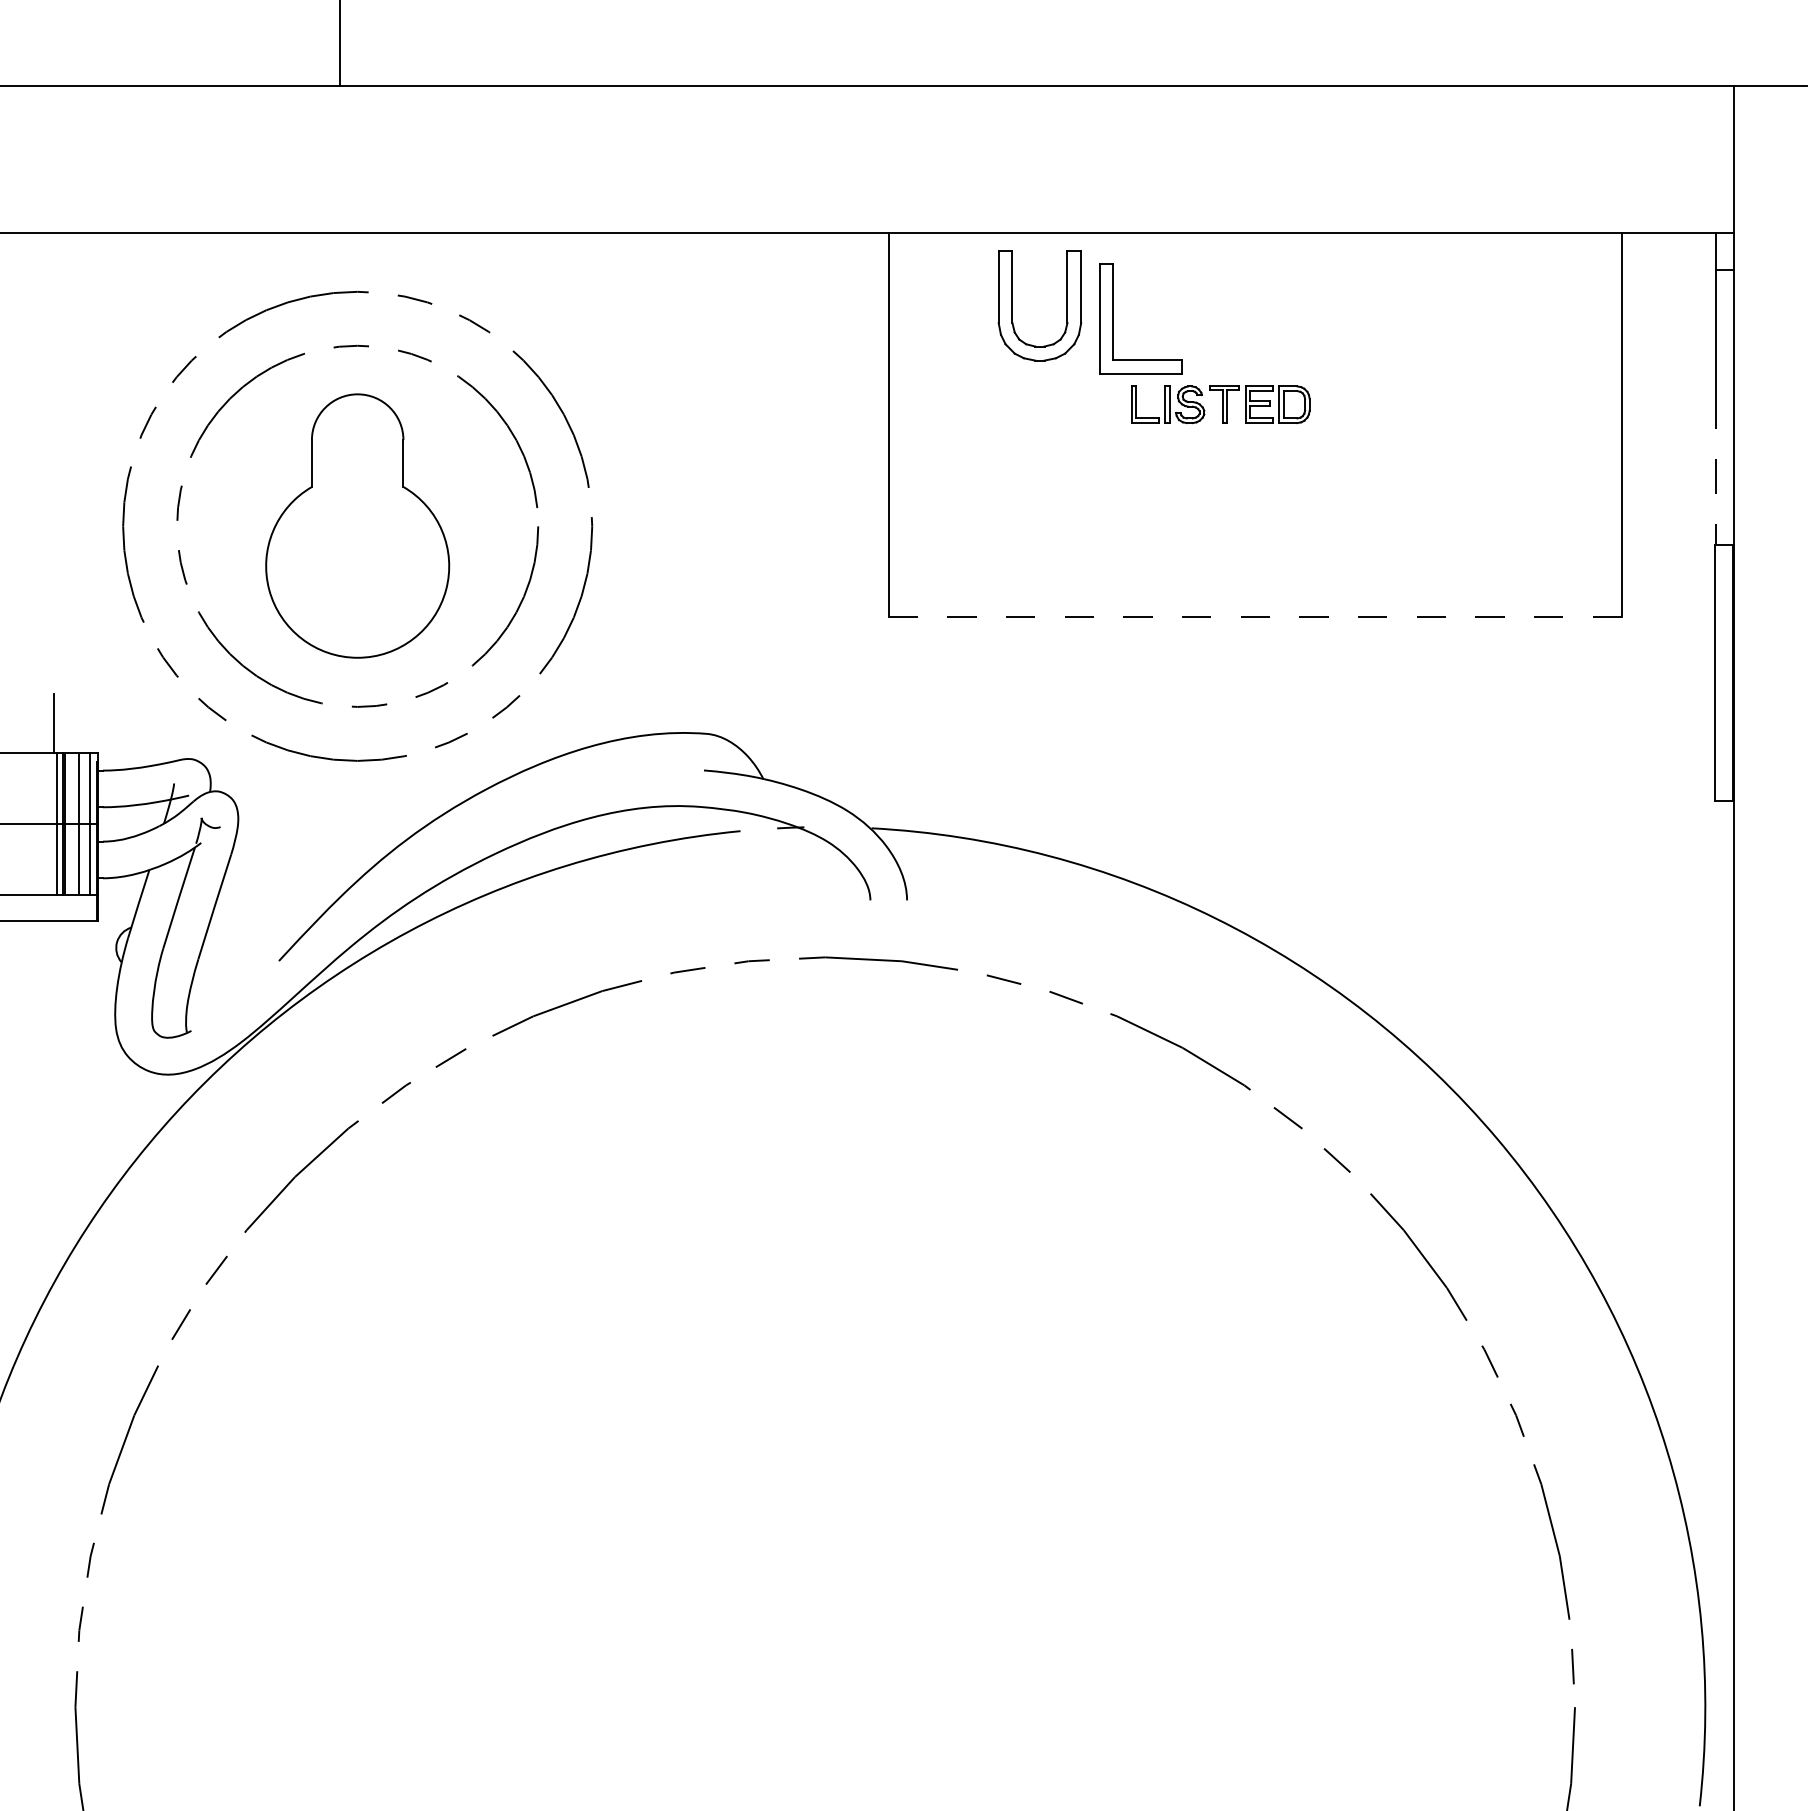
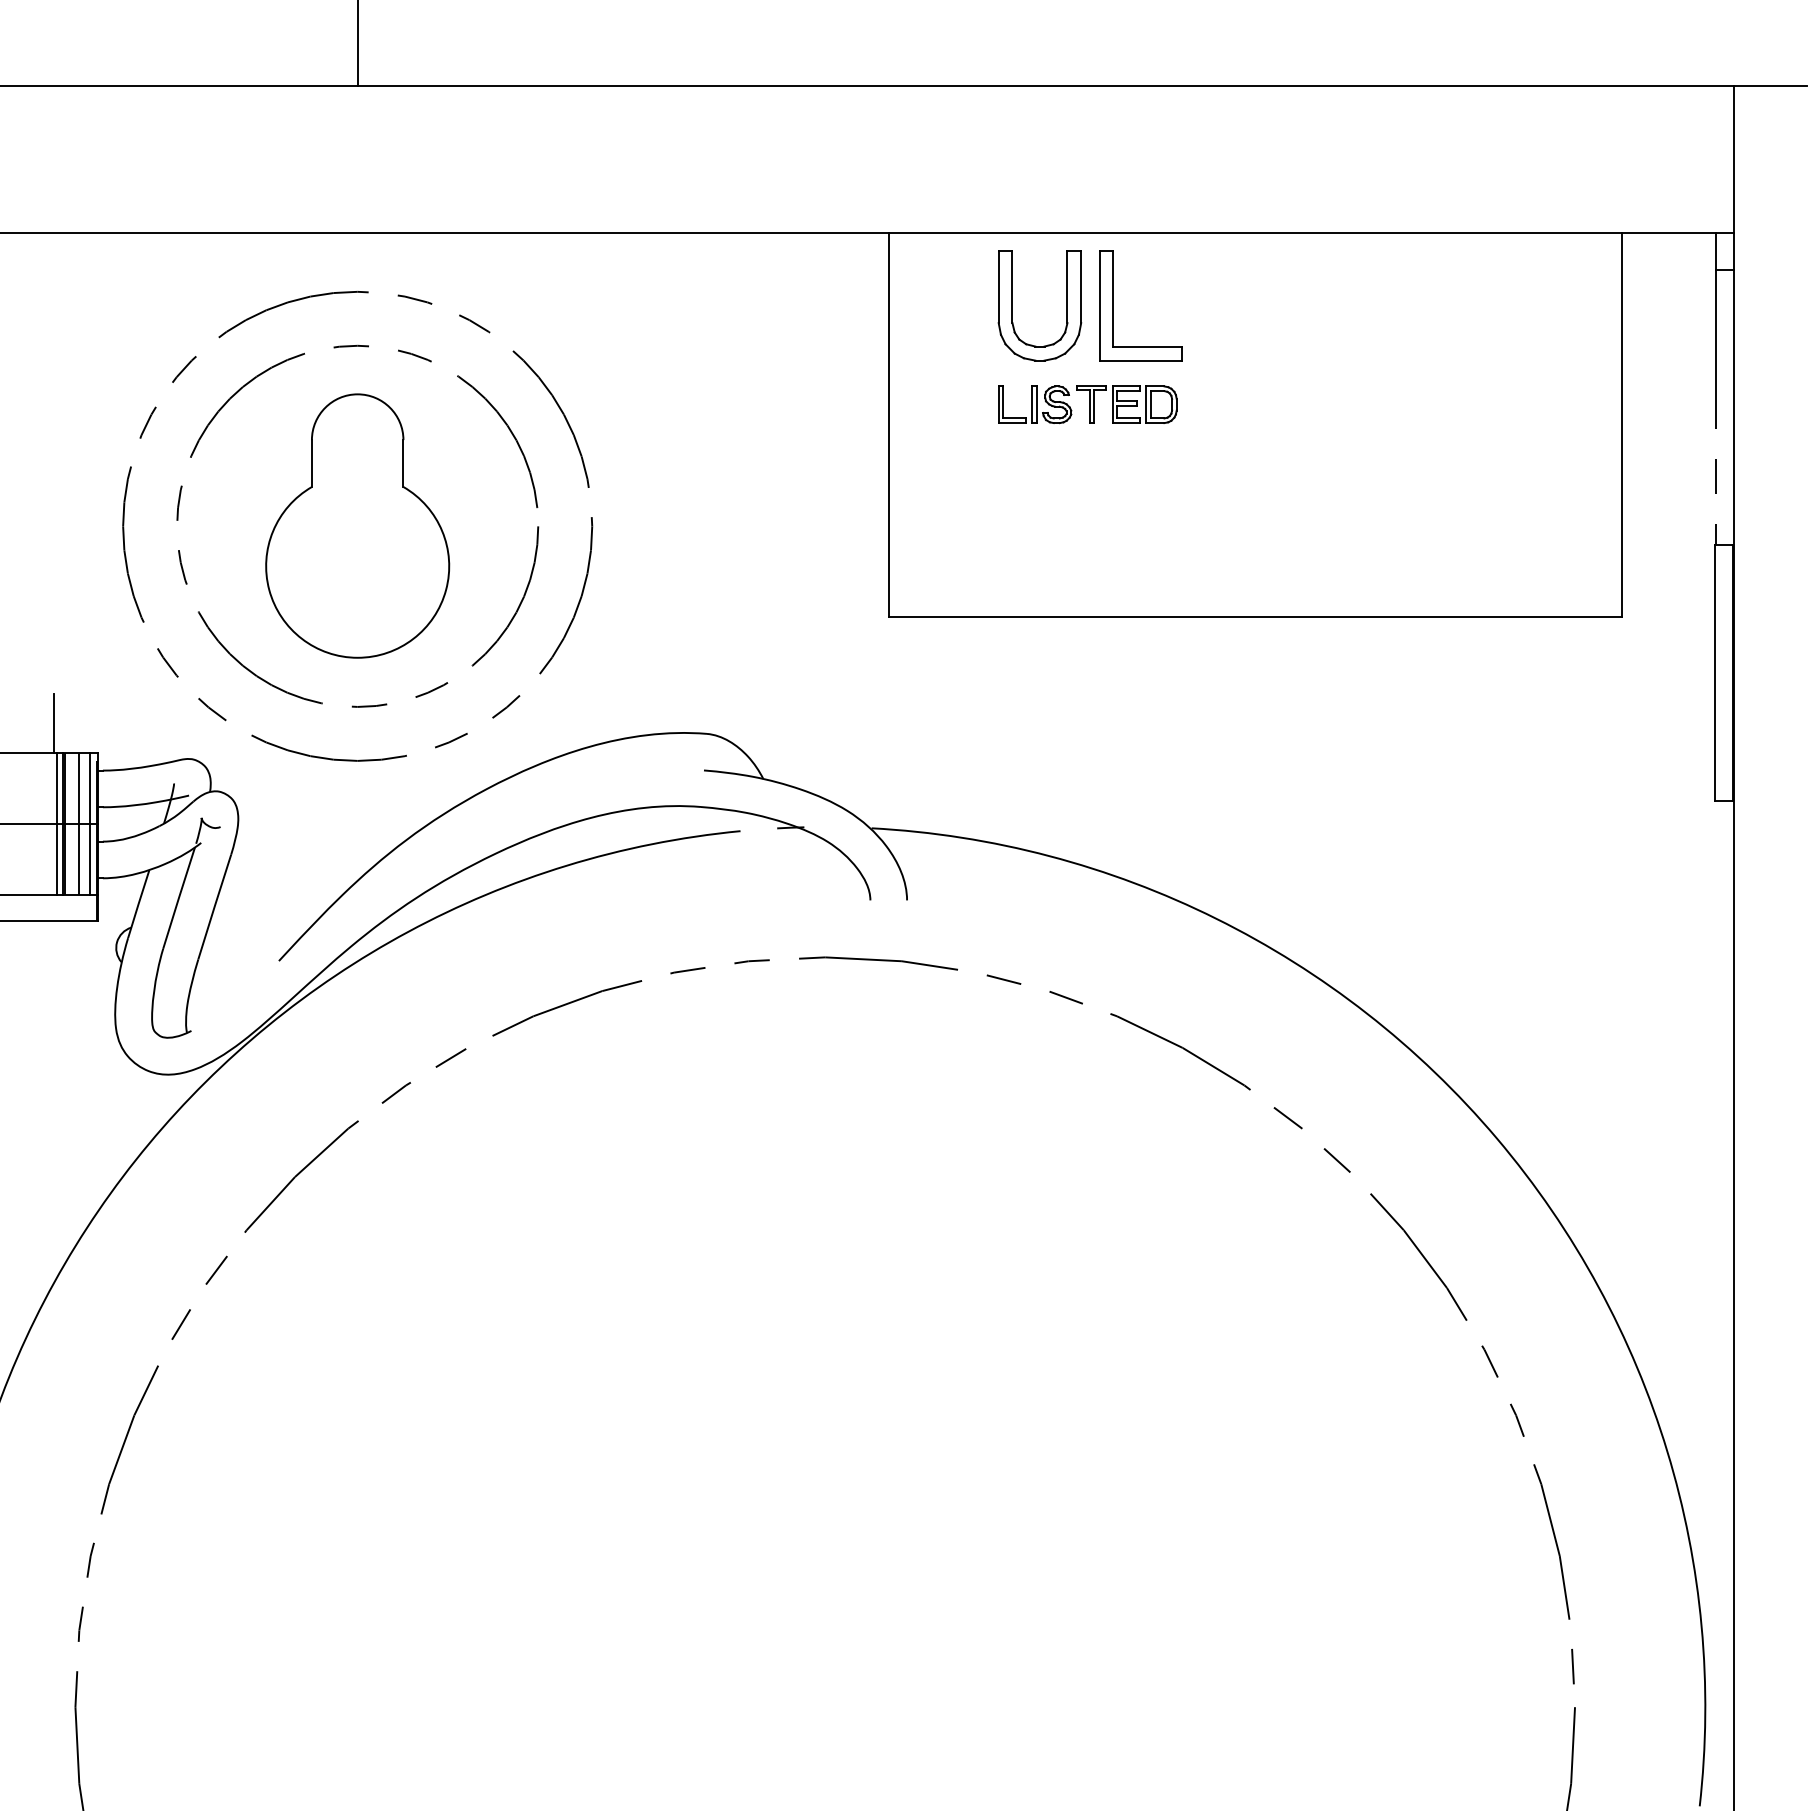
line position: (339, 44) -> (357, 44) (357, 44)
part position: (1113, 318) -> (1113, 305) (1113, 305)
part position: (1220, 404) -> (1087, 404) (1087, 404)
line: dashed -> solid (1255, 617)
